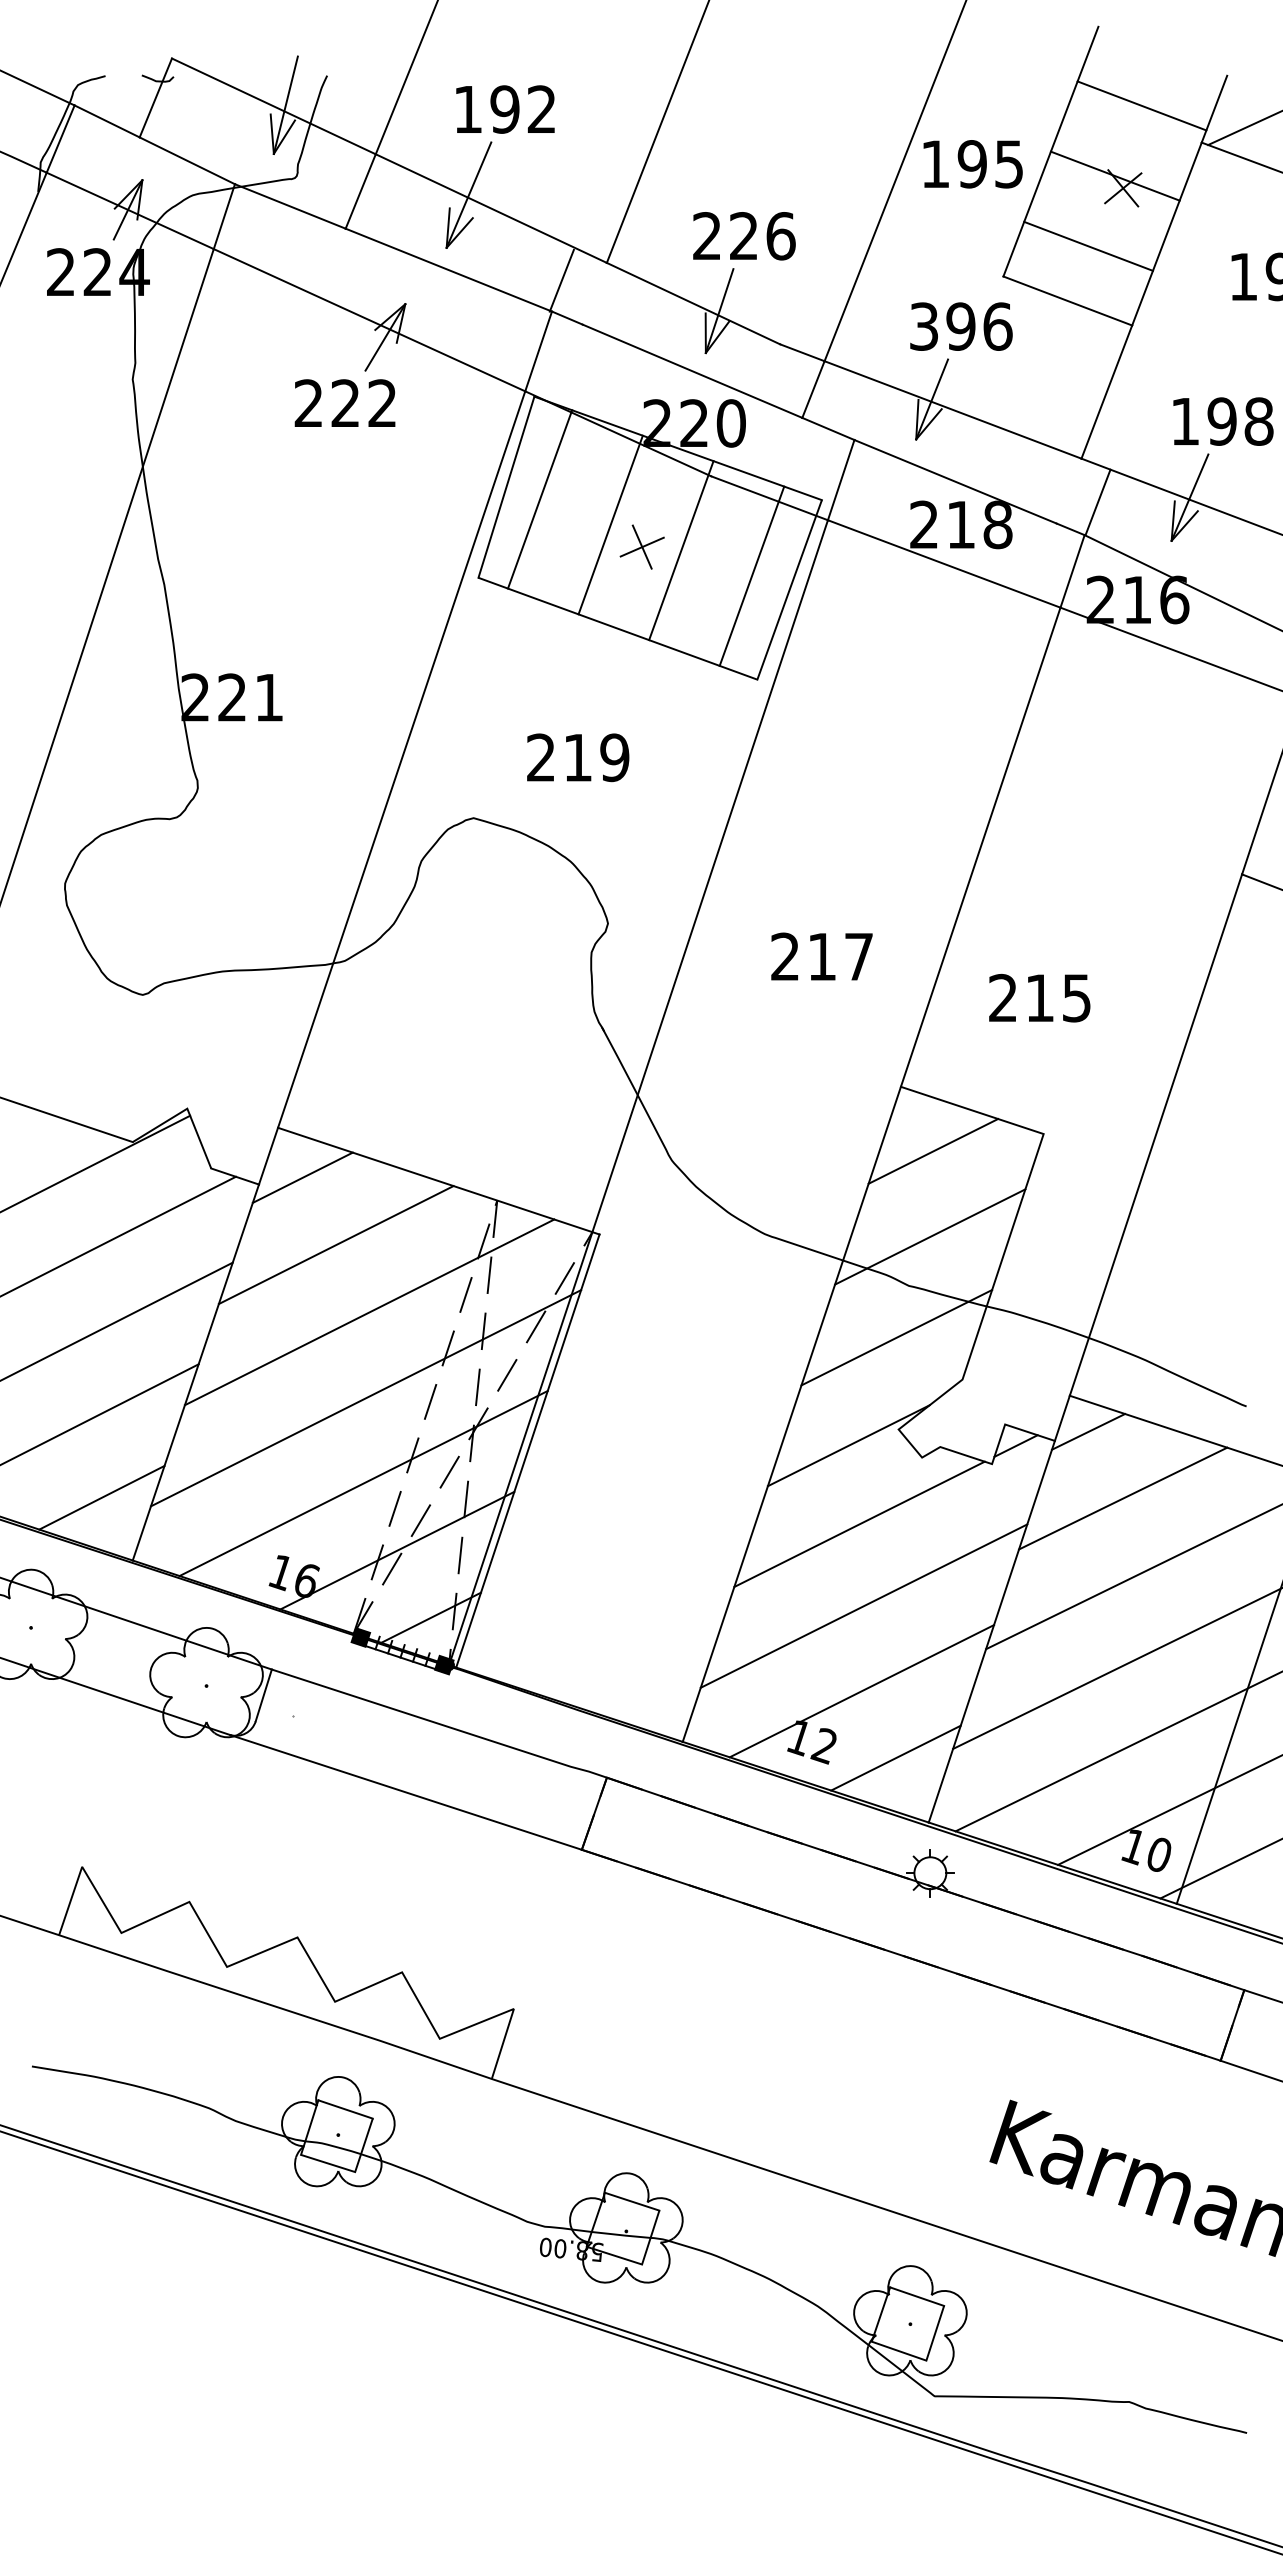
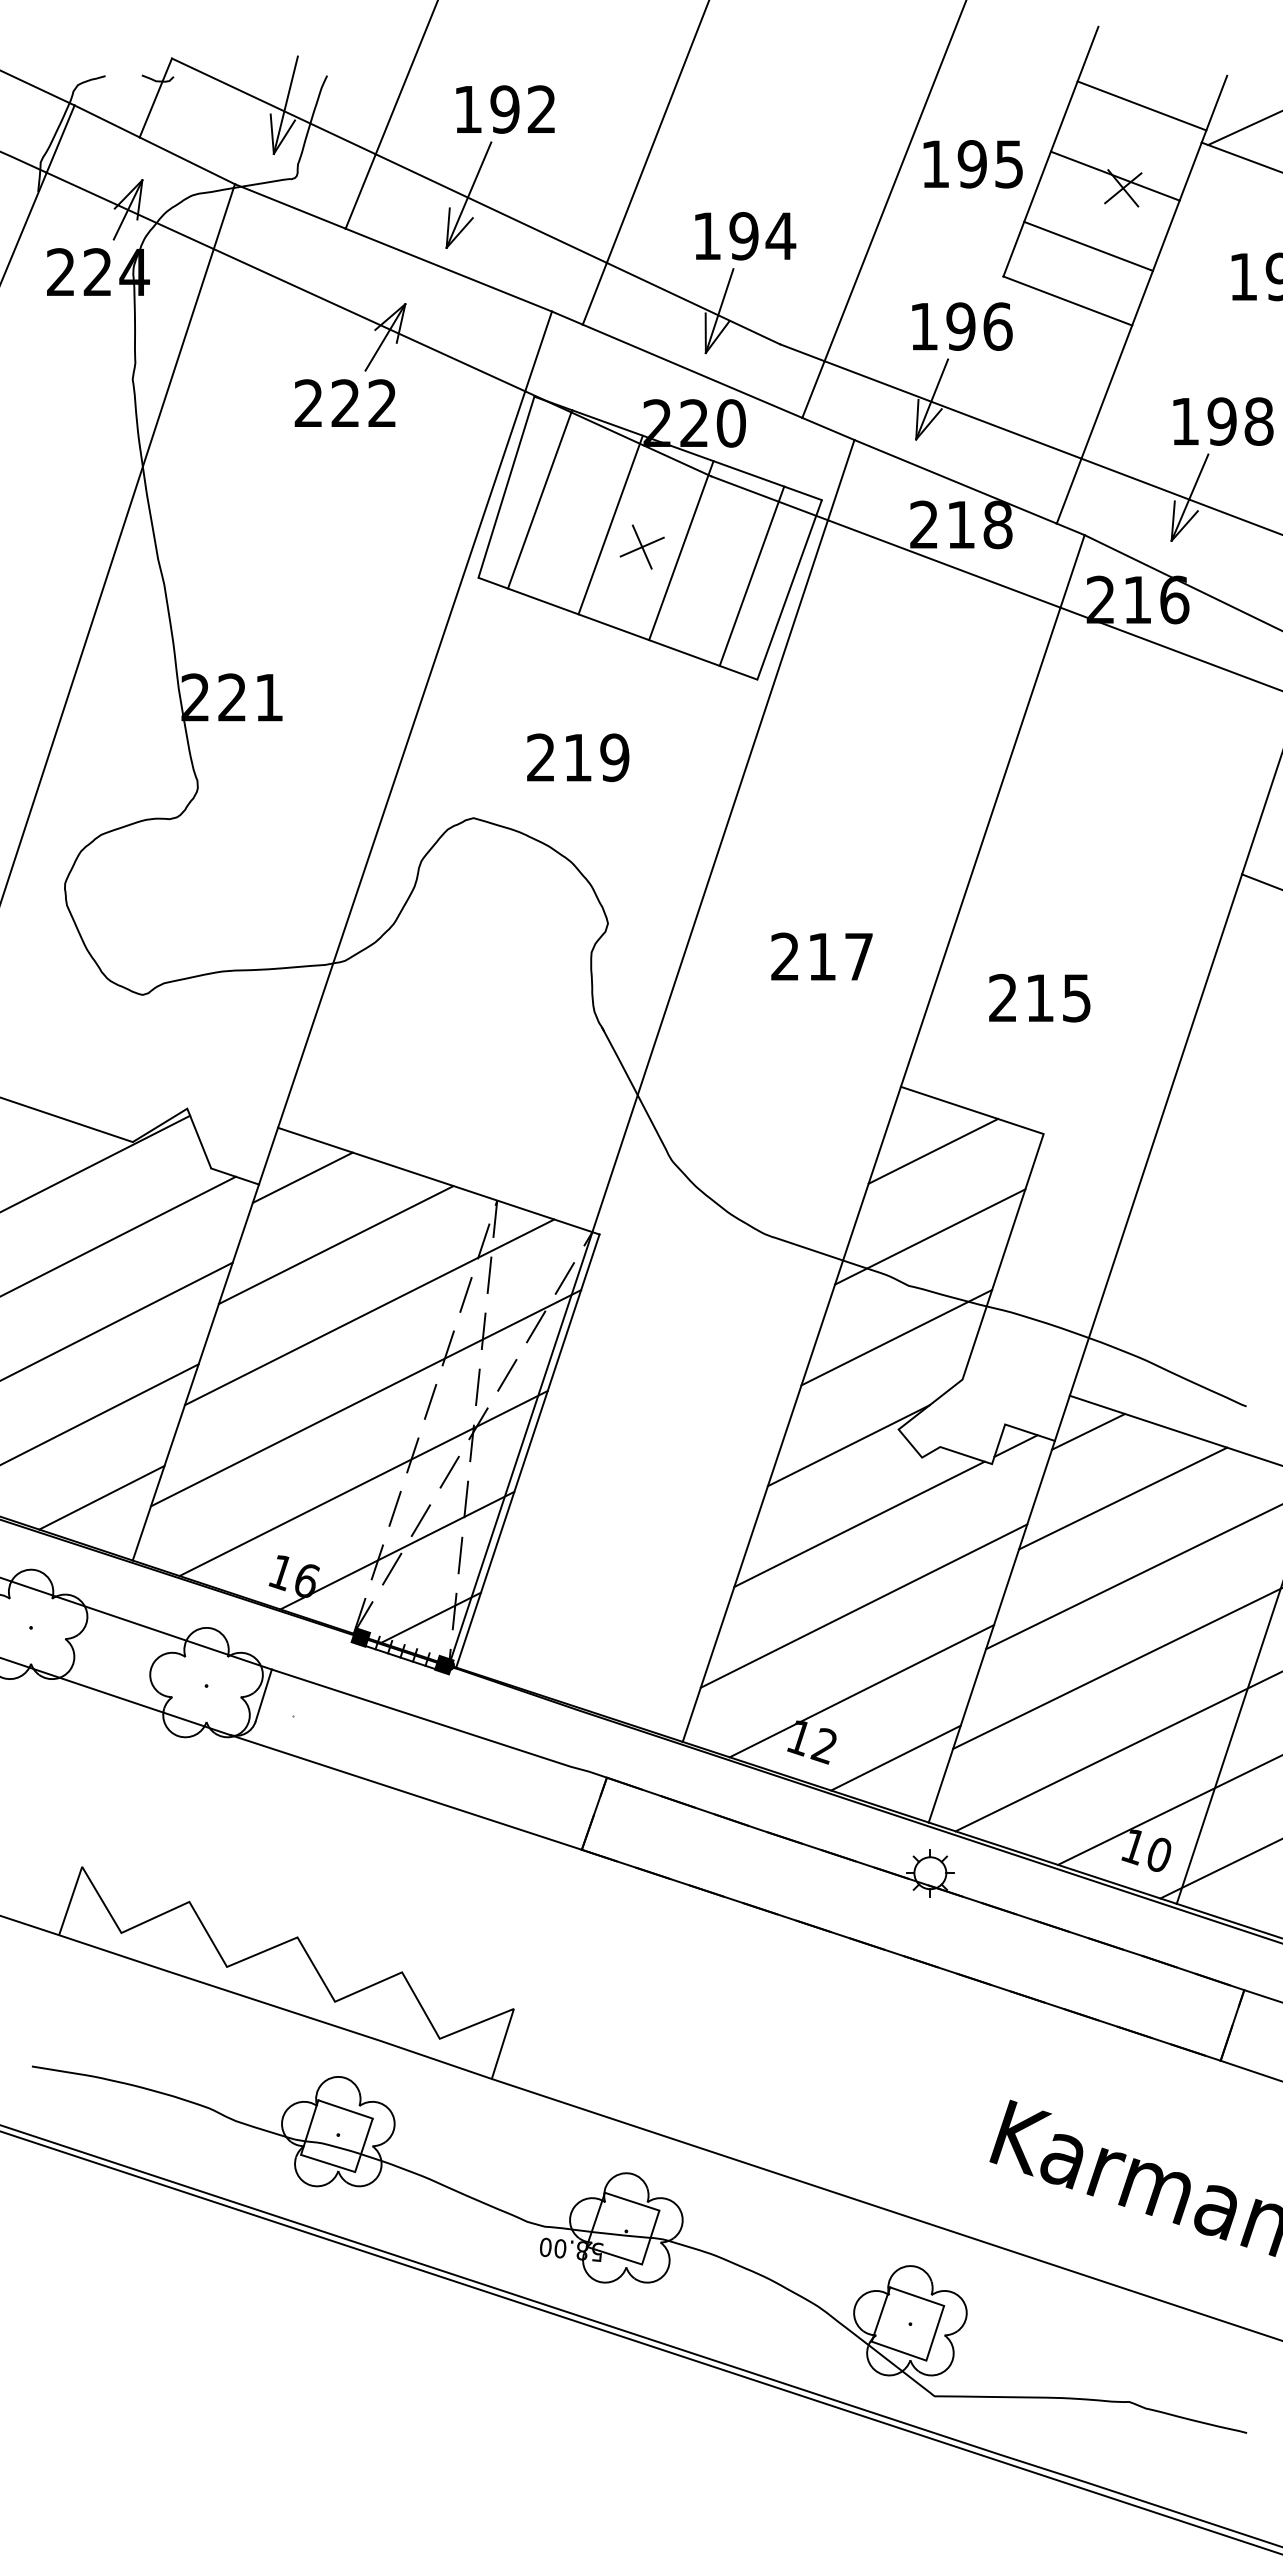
text: 226 -> 194 (744, 236)
line position: (561, 280) -> (594, 293) (594, 293)
text: 396 -> 196 (923, 326)
line position: (1097, 501) -> (1068, 490) (1068, 490)
